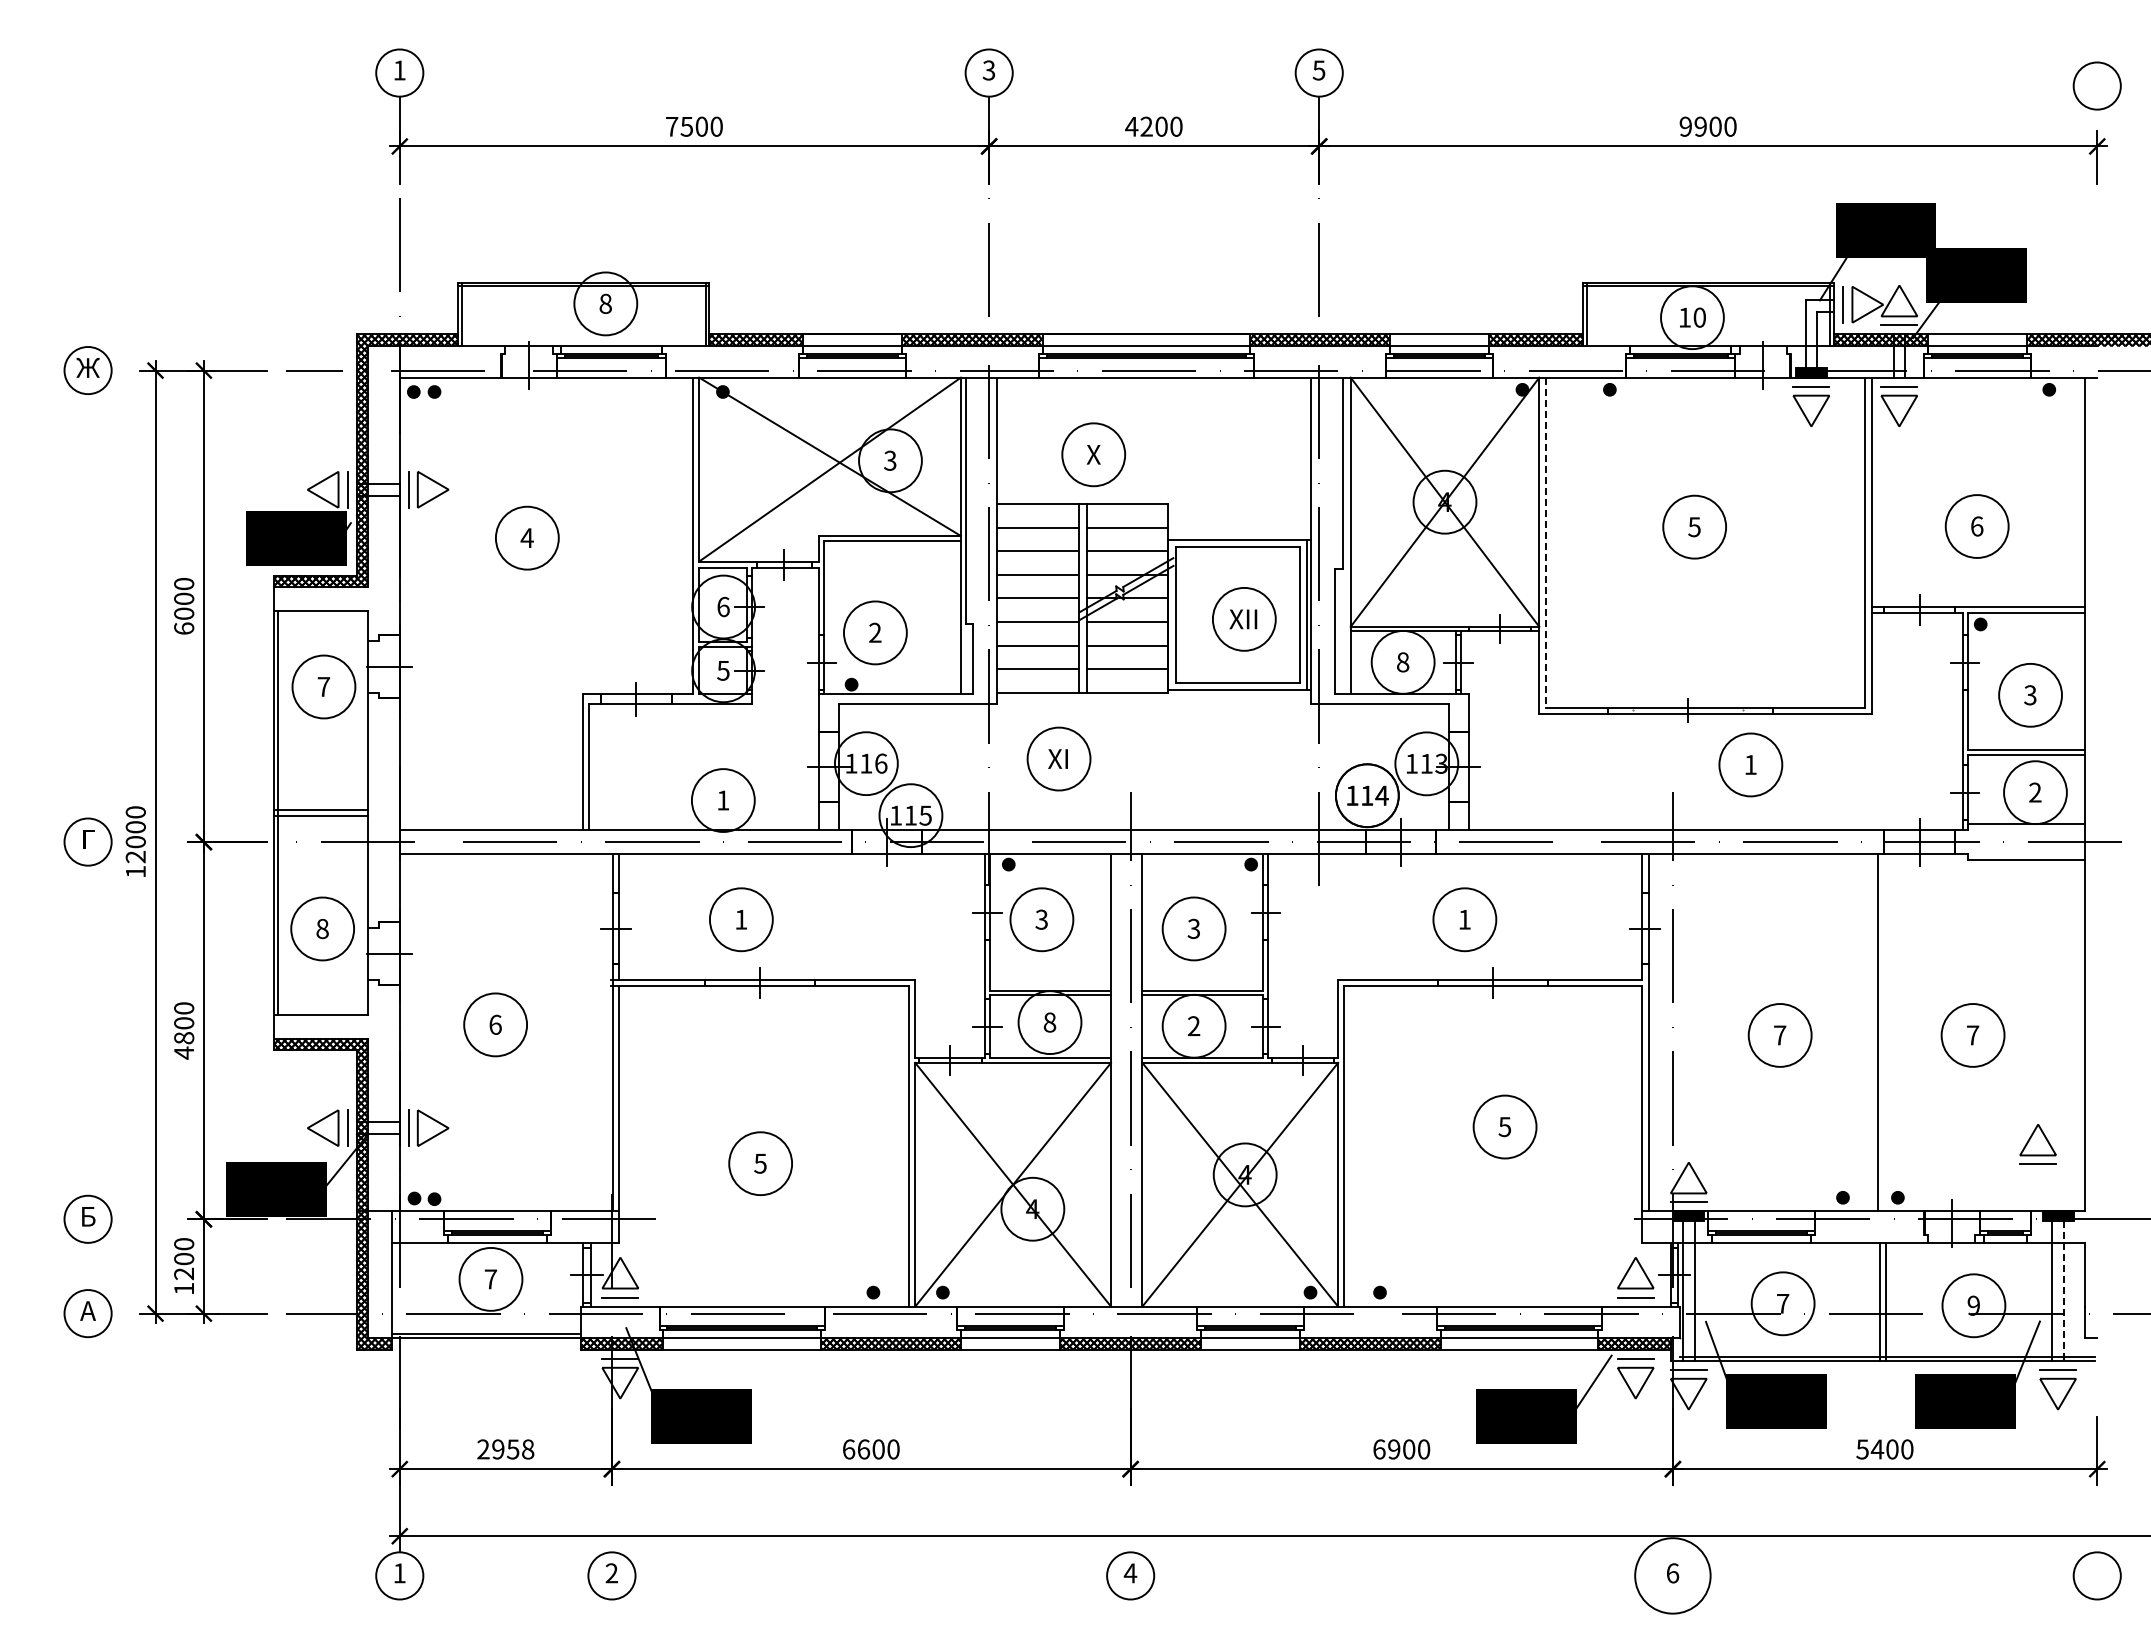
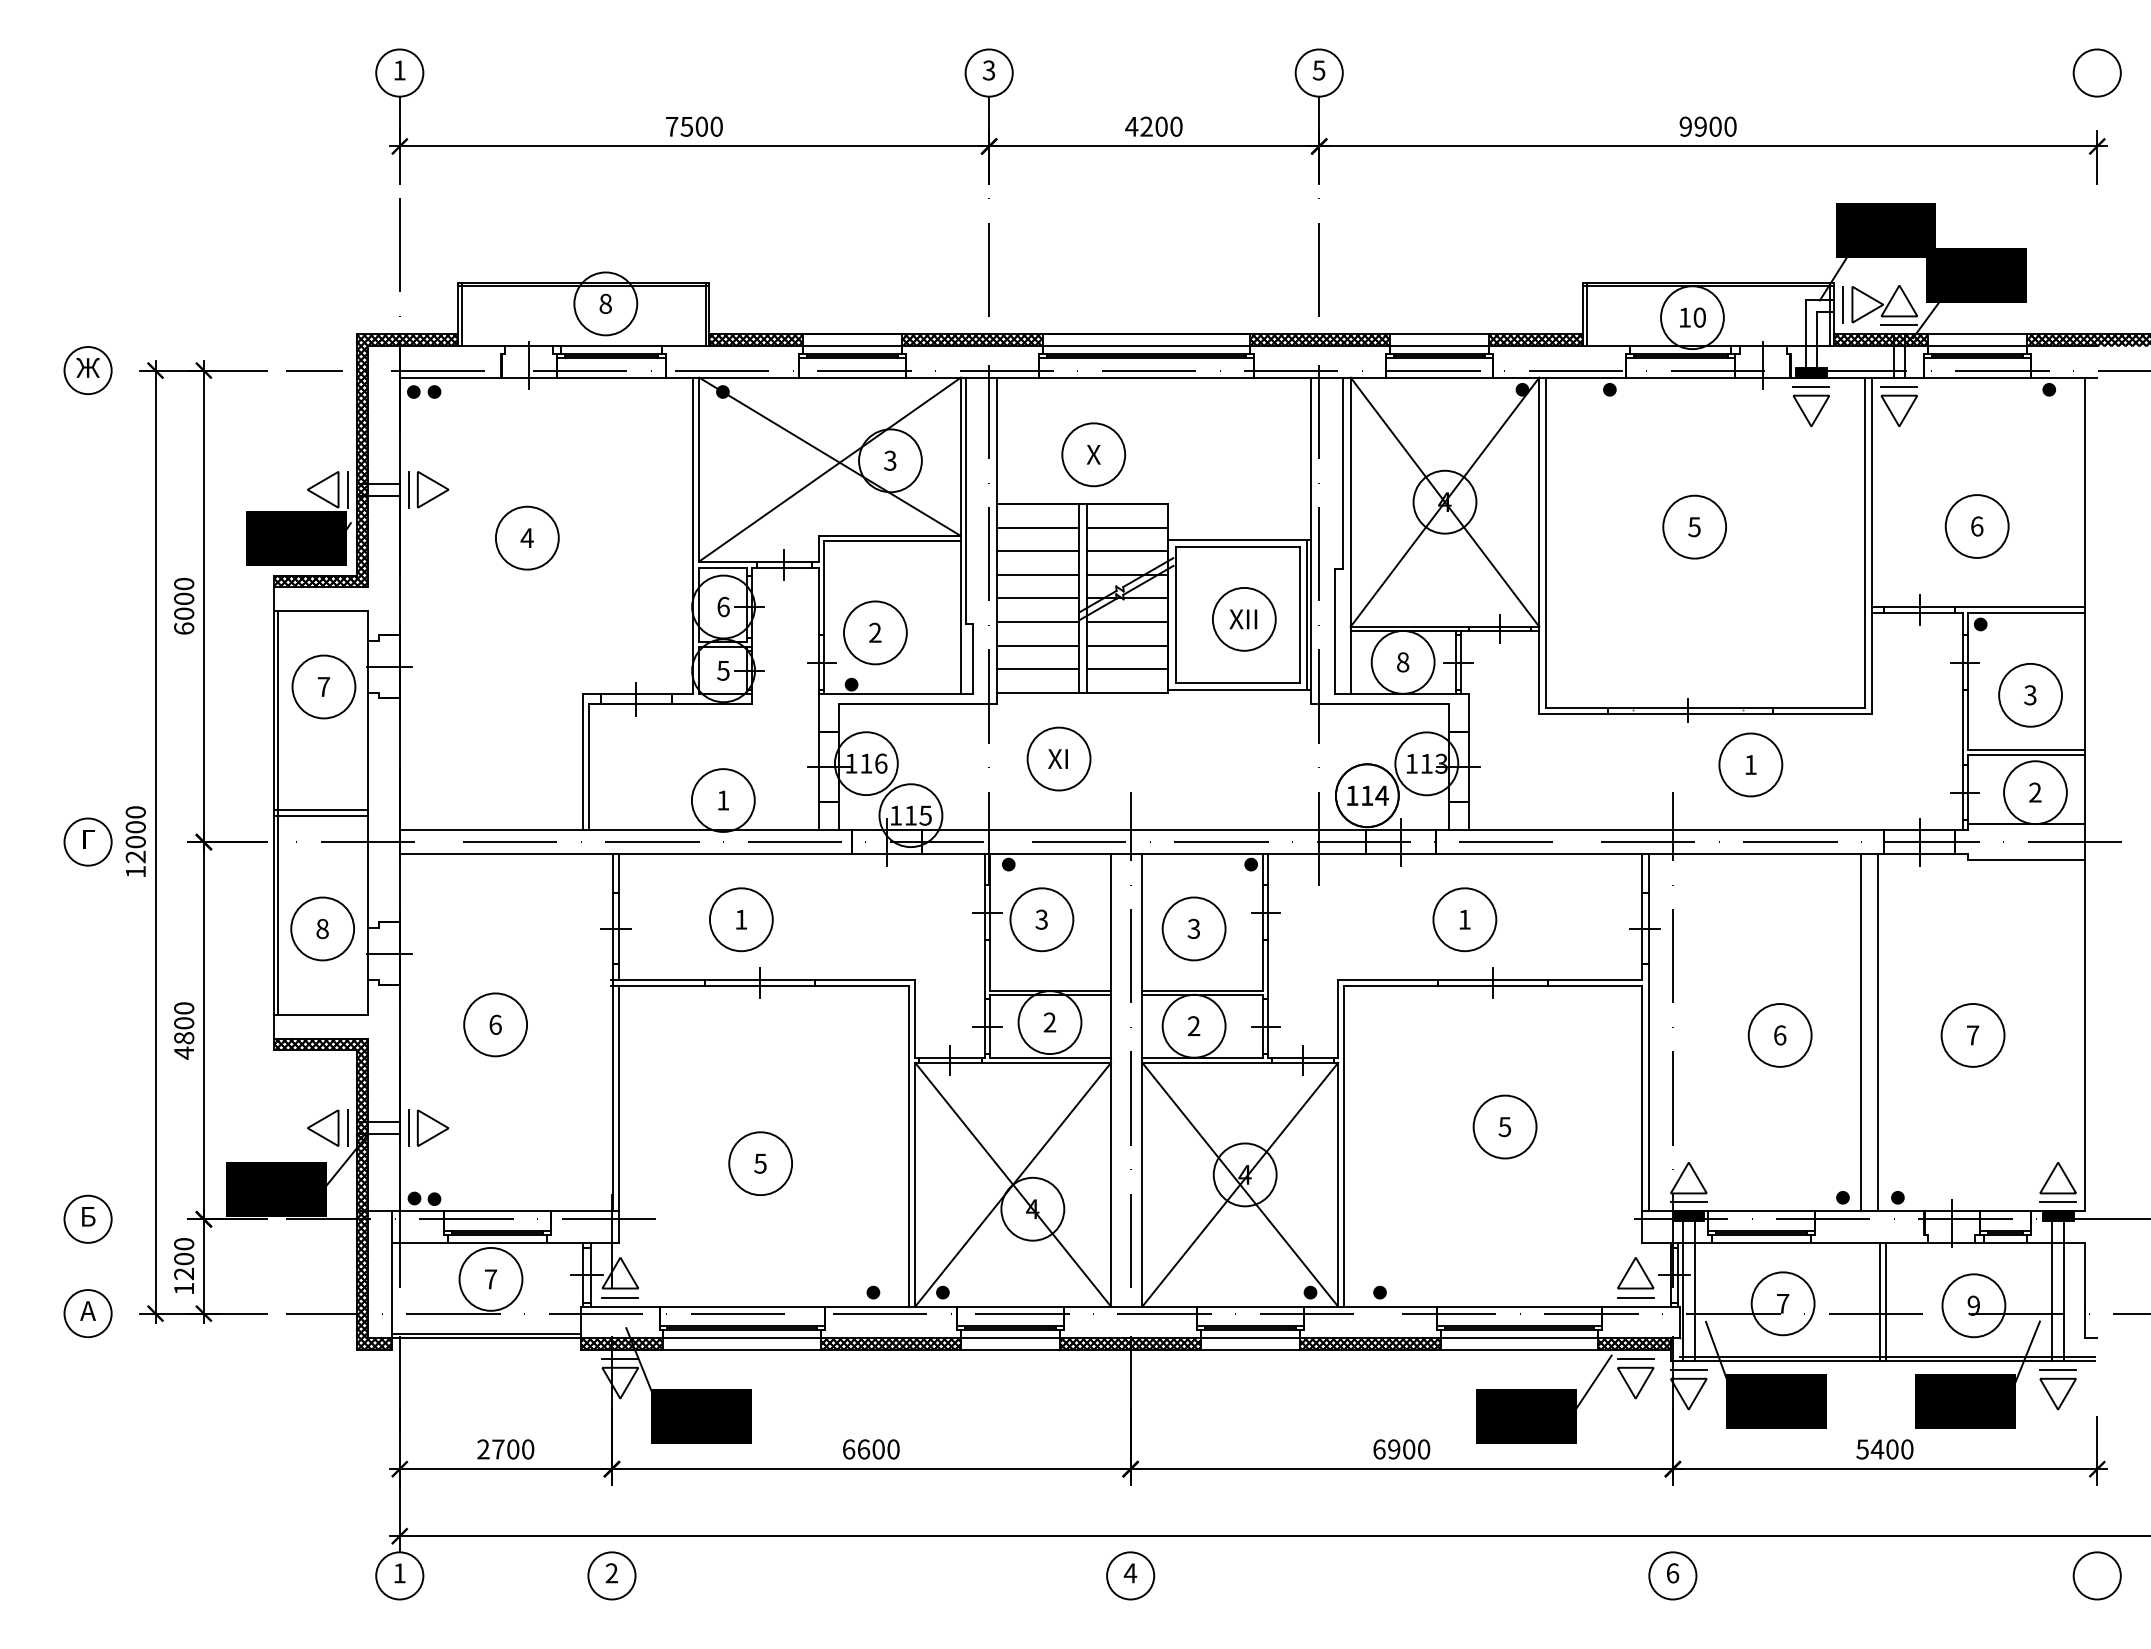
circle position: (2096, 85) -> (2096, 72) (2096, 72)
line: dashed -> solid (1545, 543)
text: 8 -> 2 (1049, 1022)
line: none -> present (1860, 1032)
text: 7 -> 6 (1780, 1035)
part position: (2037, 1144) -> (2057, 1182) (2057, 1182)
line: dashed -> solid (2064, 1290)
text: 2958 -> 2700 (513, 1449)
circle diameter: 75 px -> 47 px (1672, 1575)
